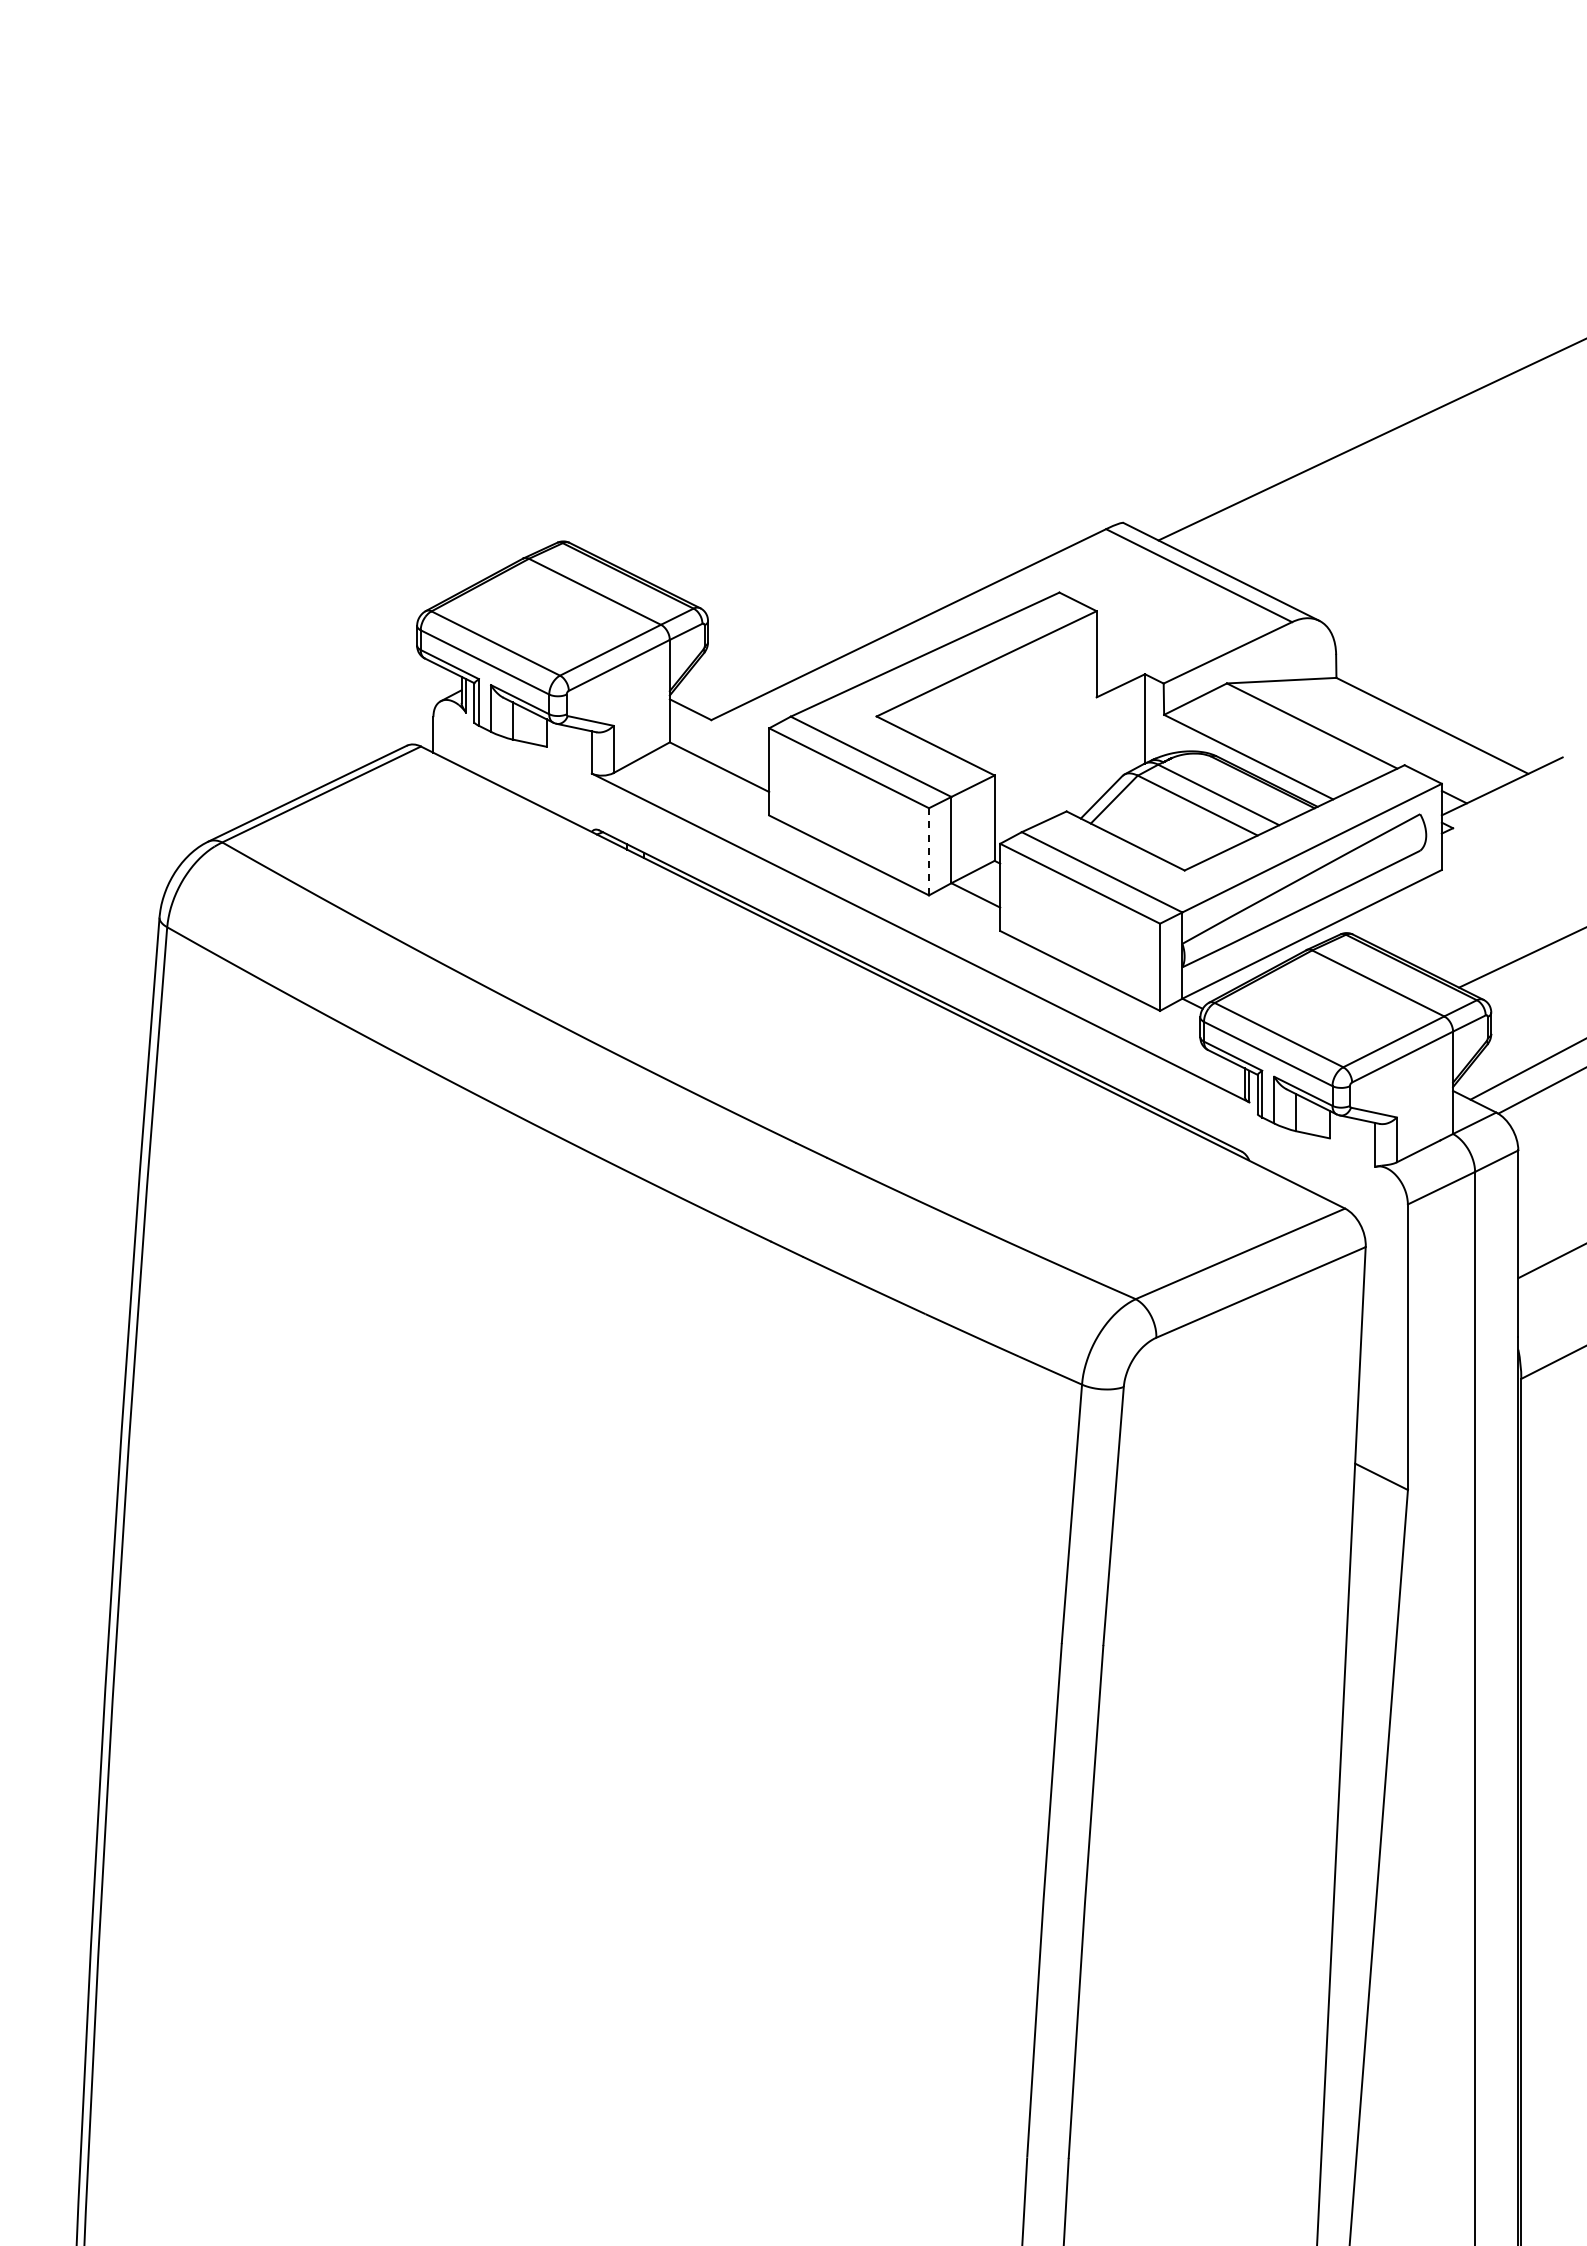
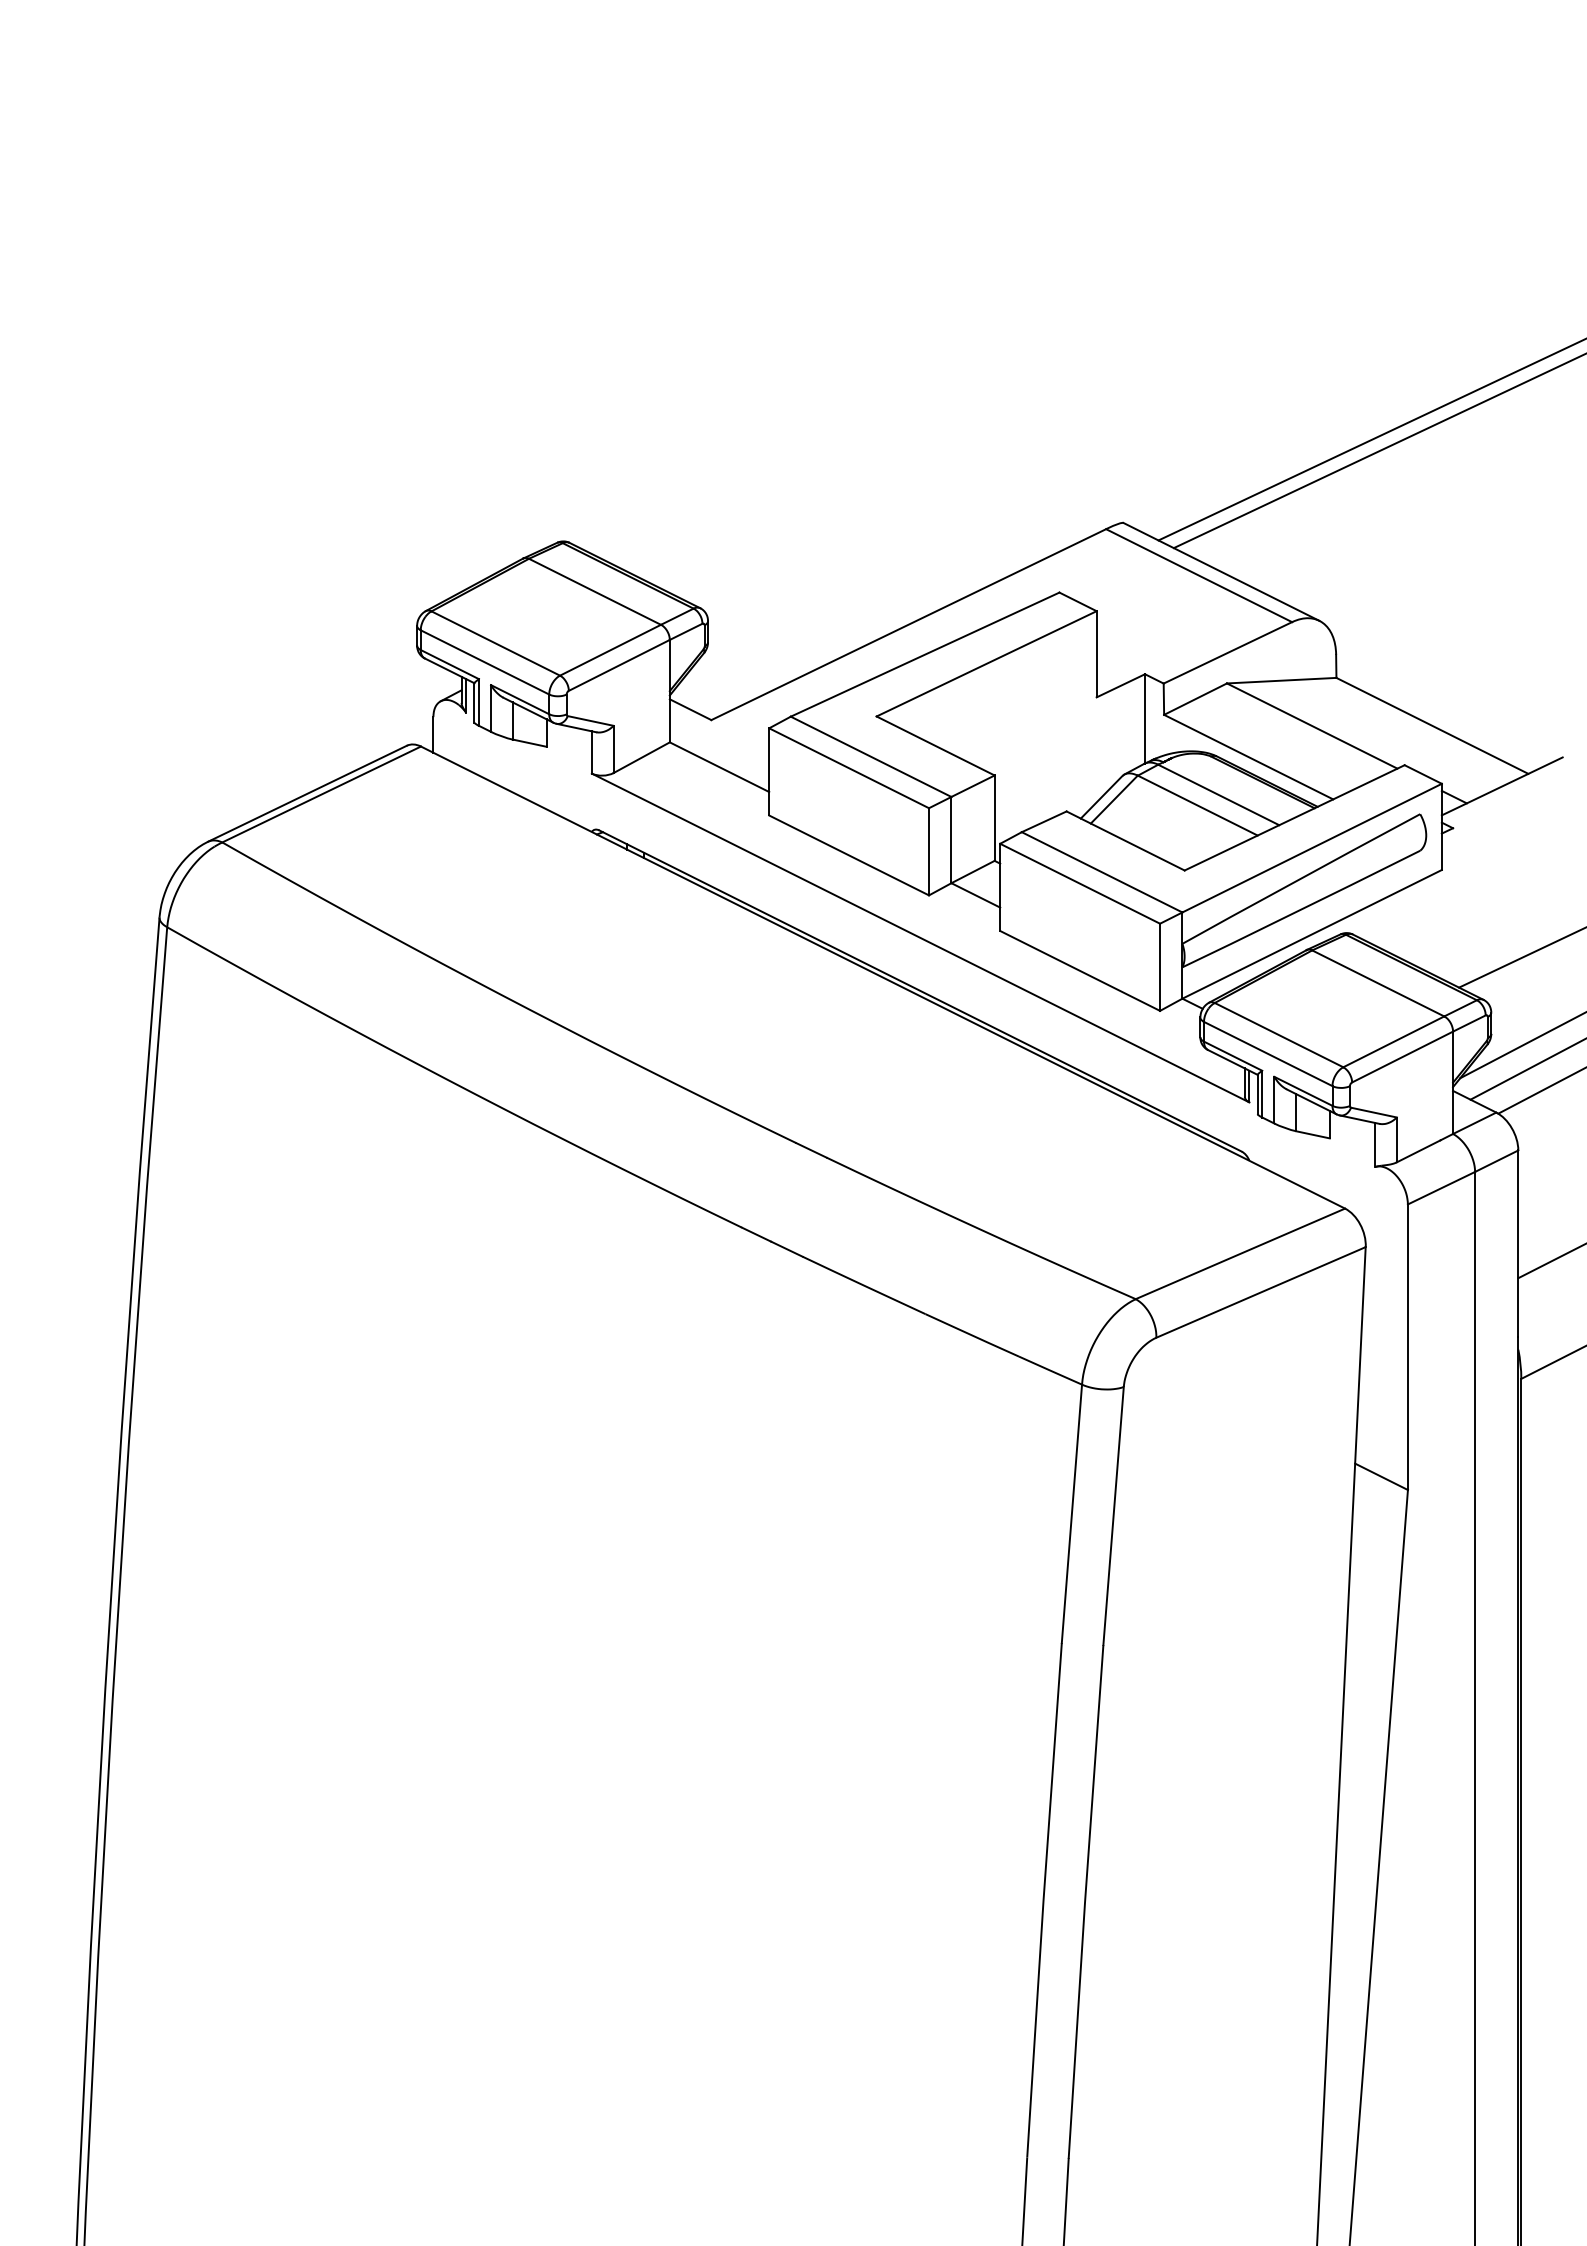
line: none -> present (1378, 451)
line: dashed -> solid (929, 851)
line: none -> present (1521, 1045)
